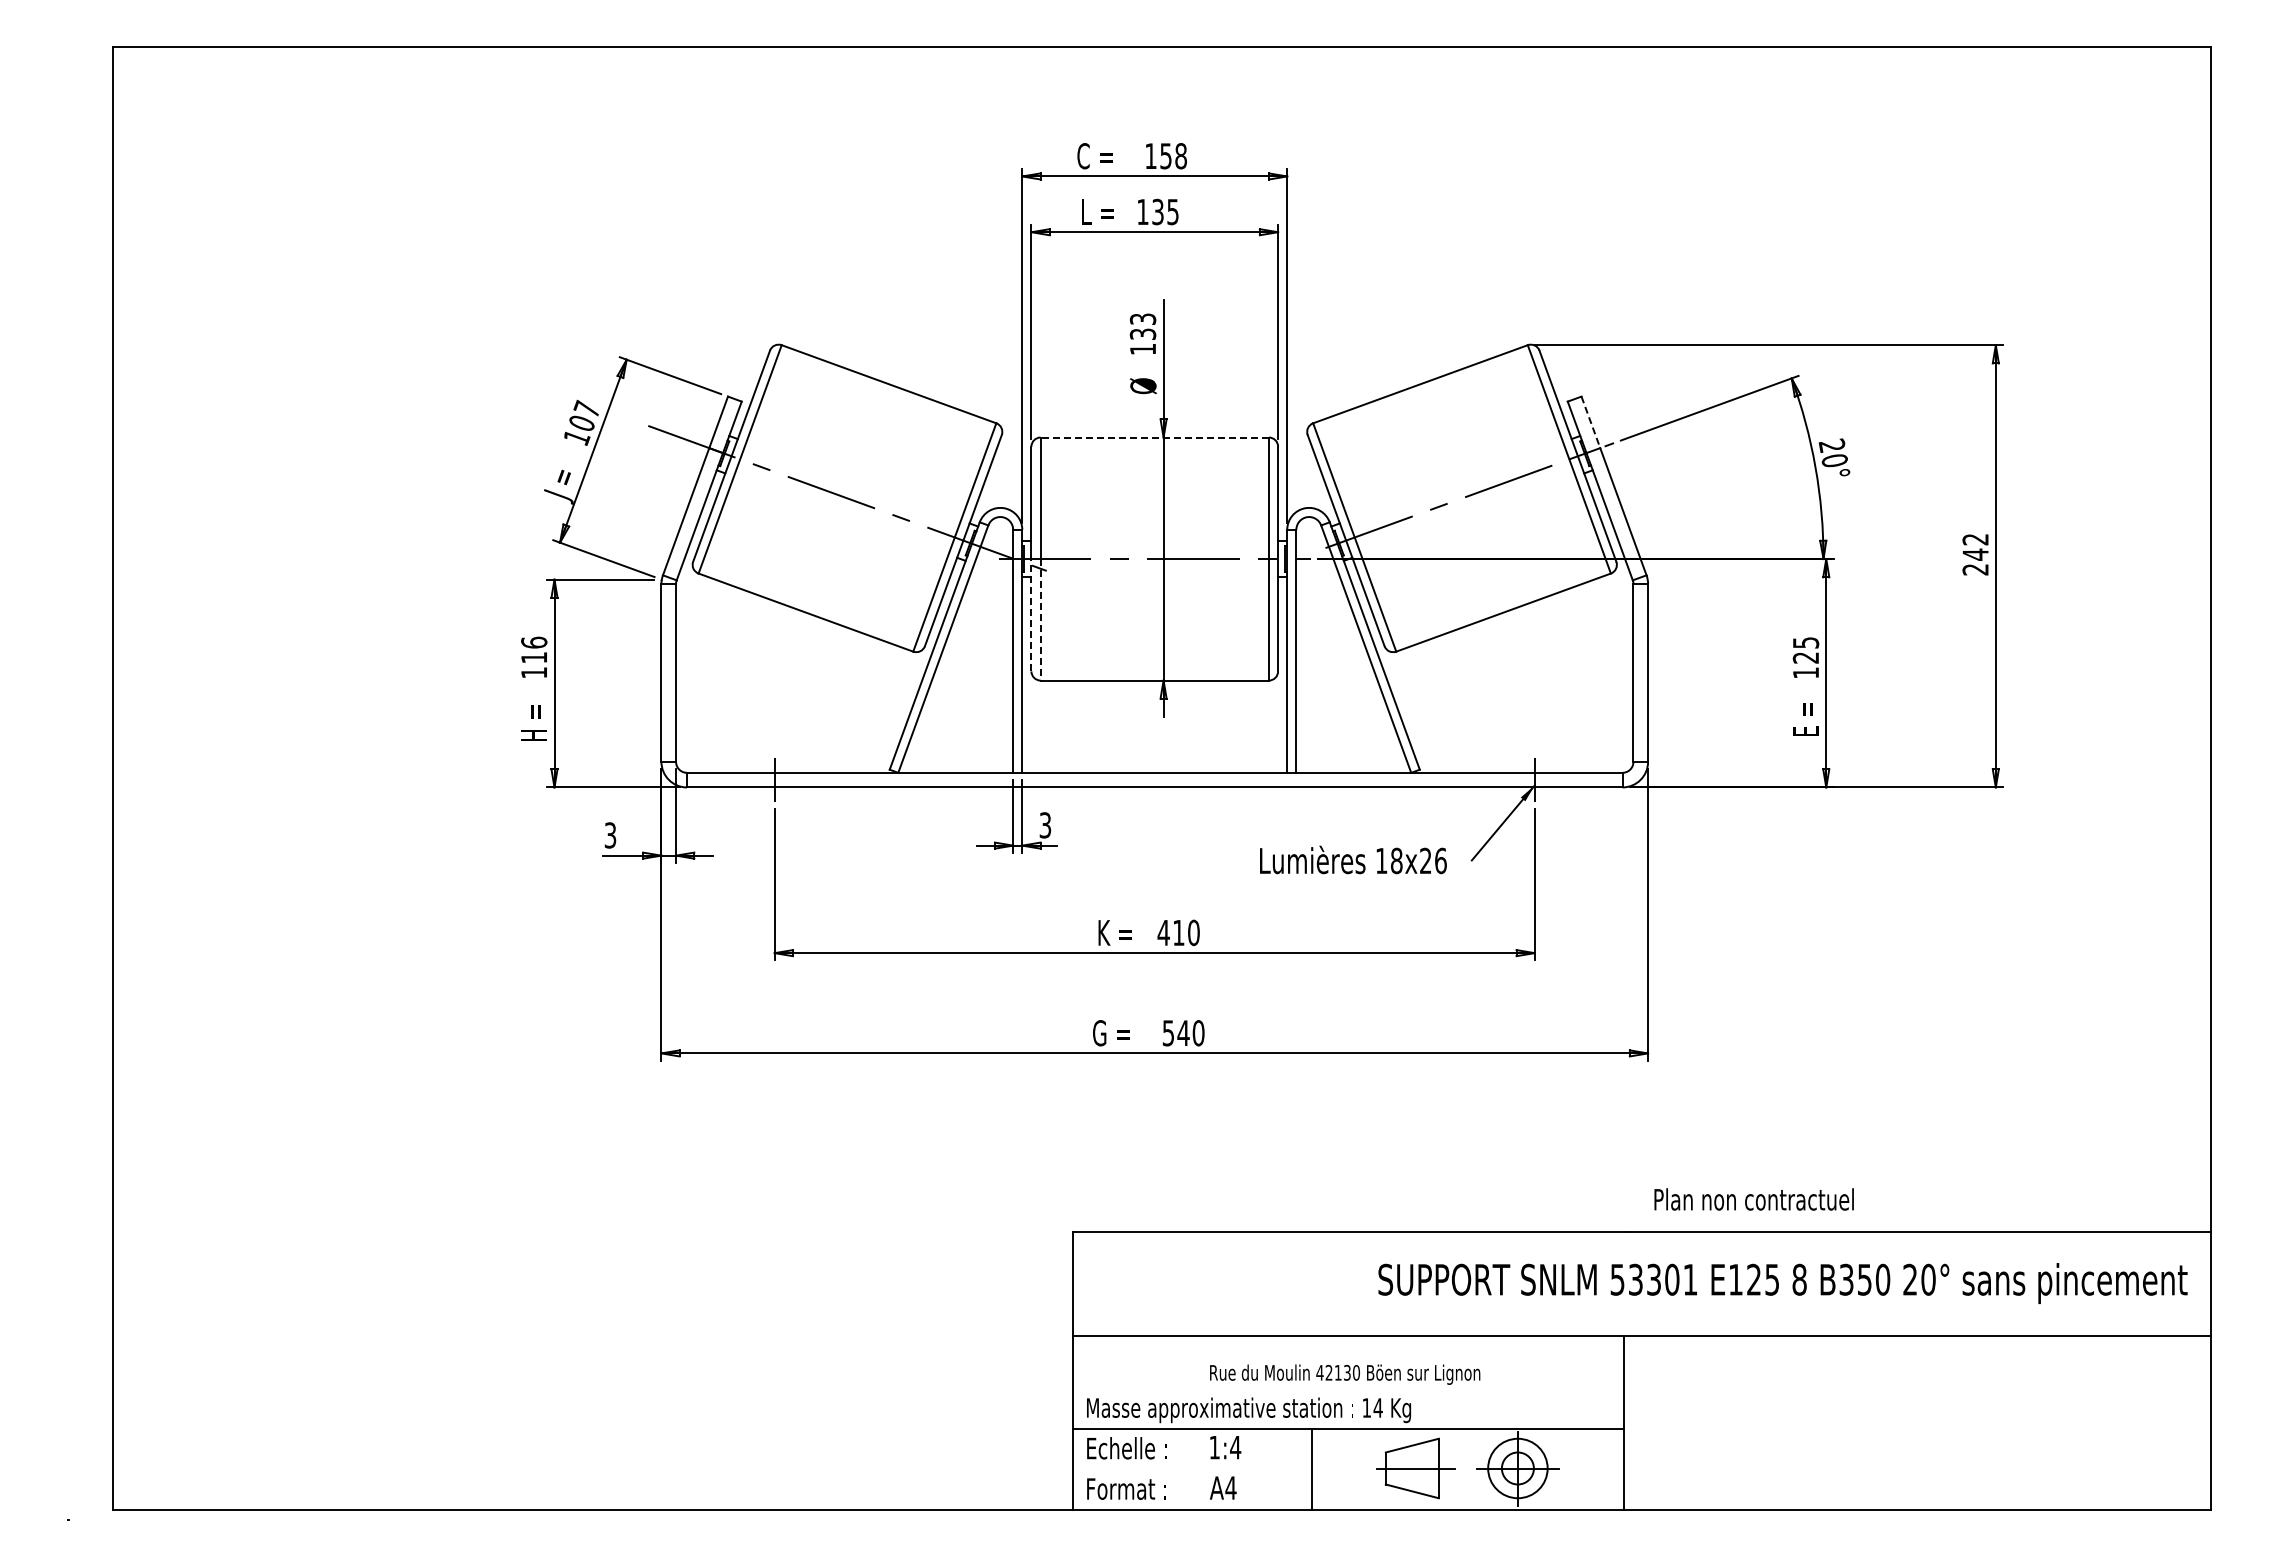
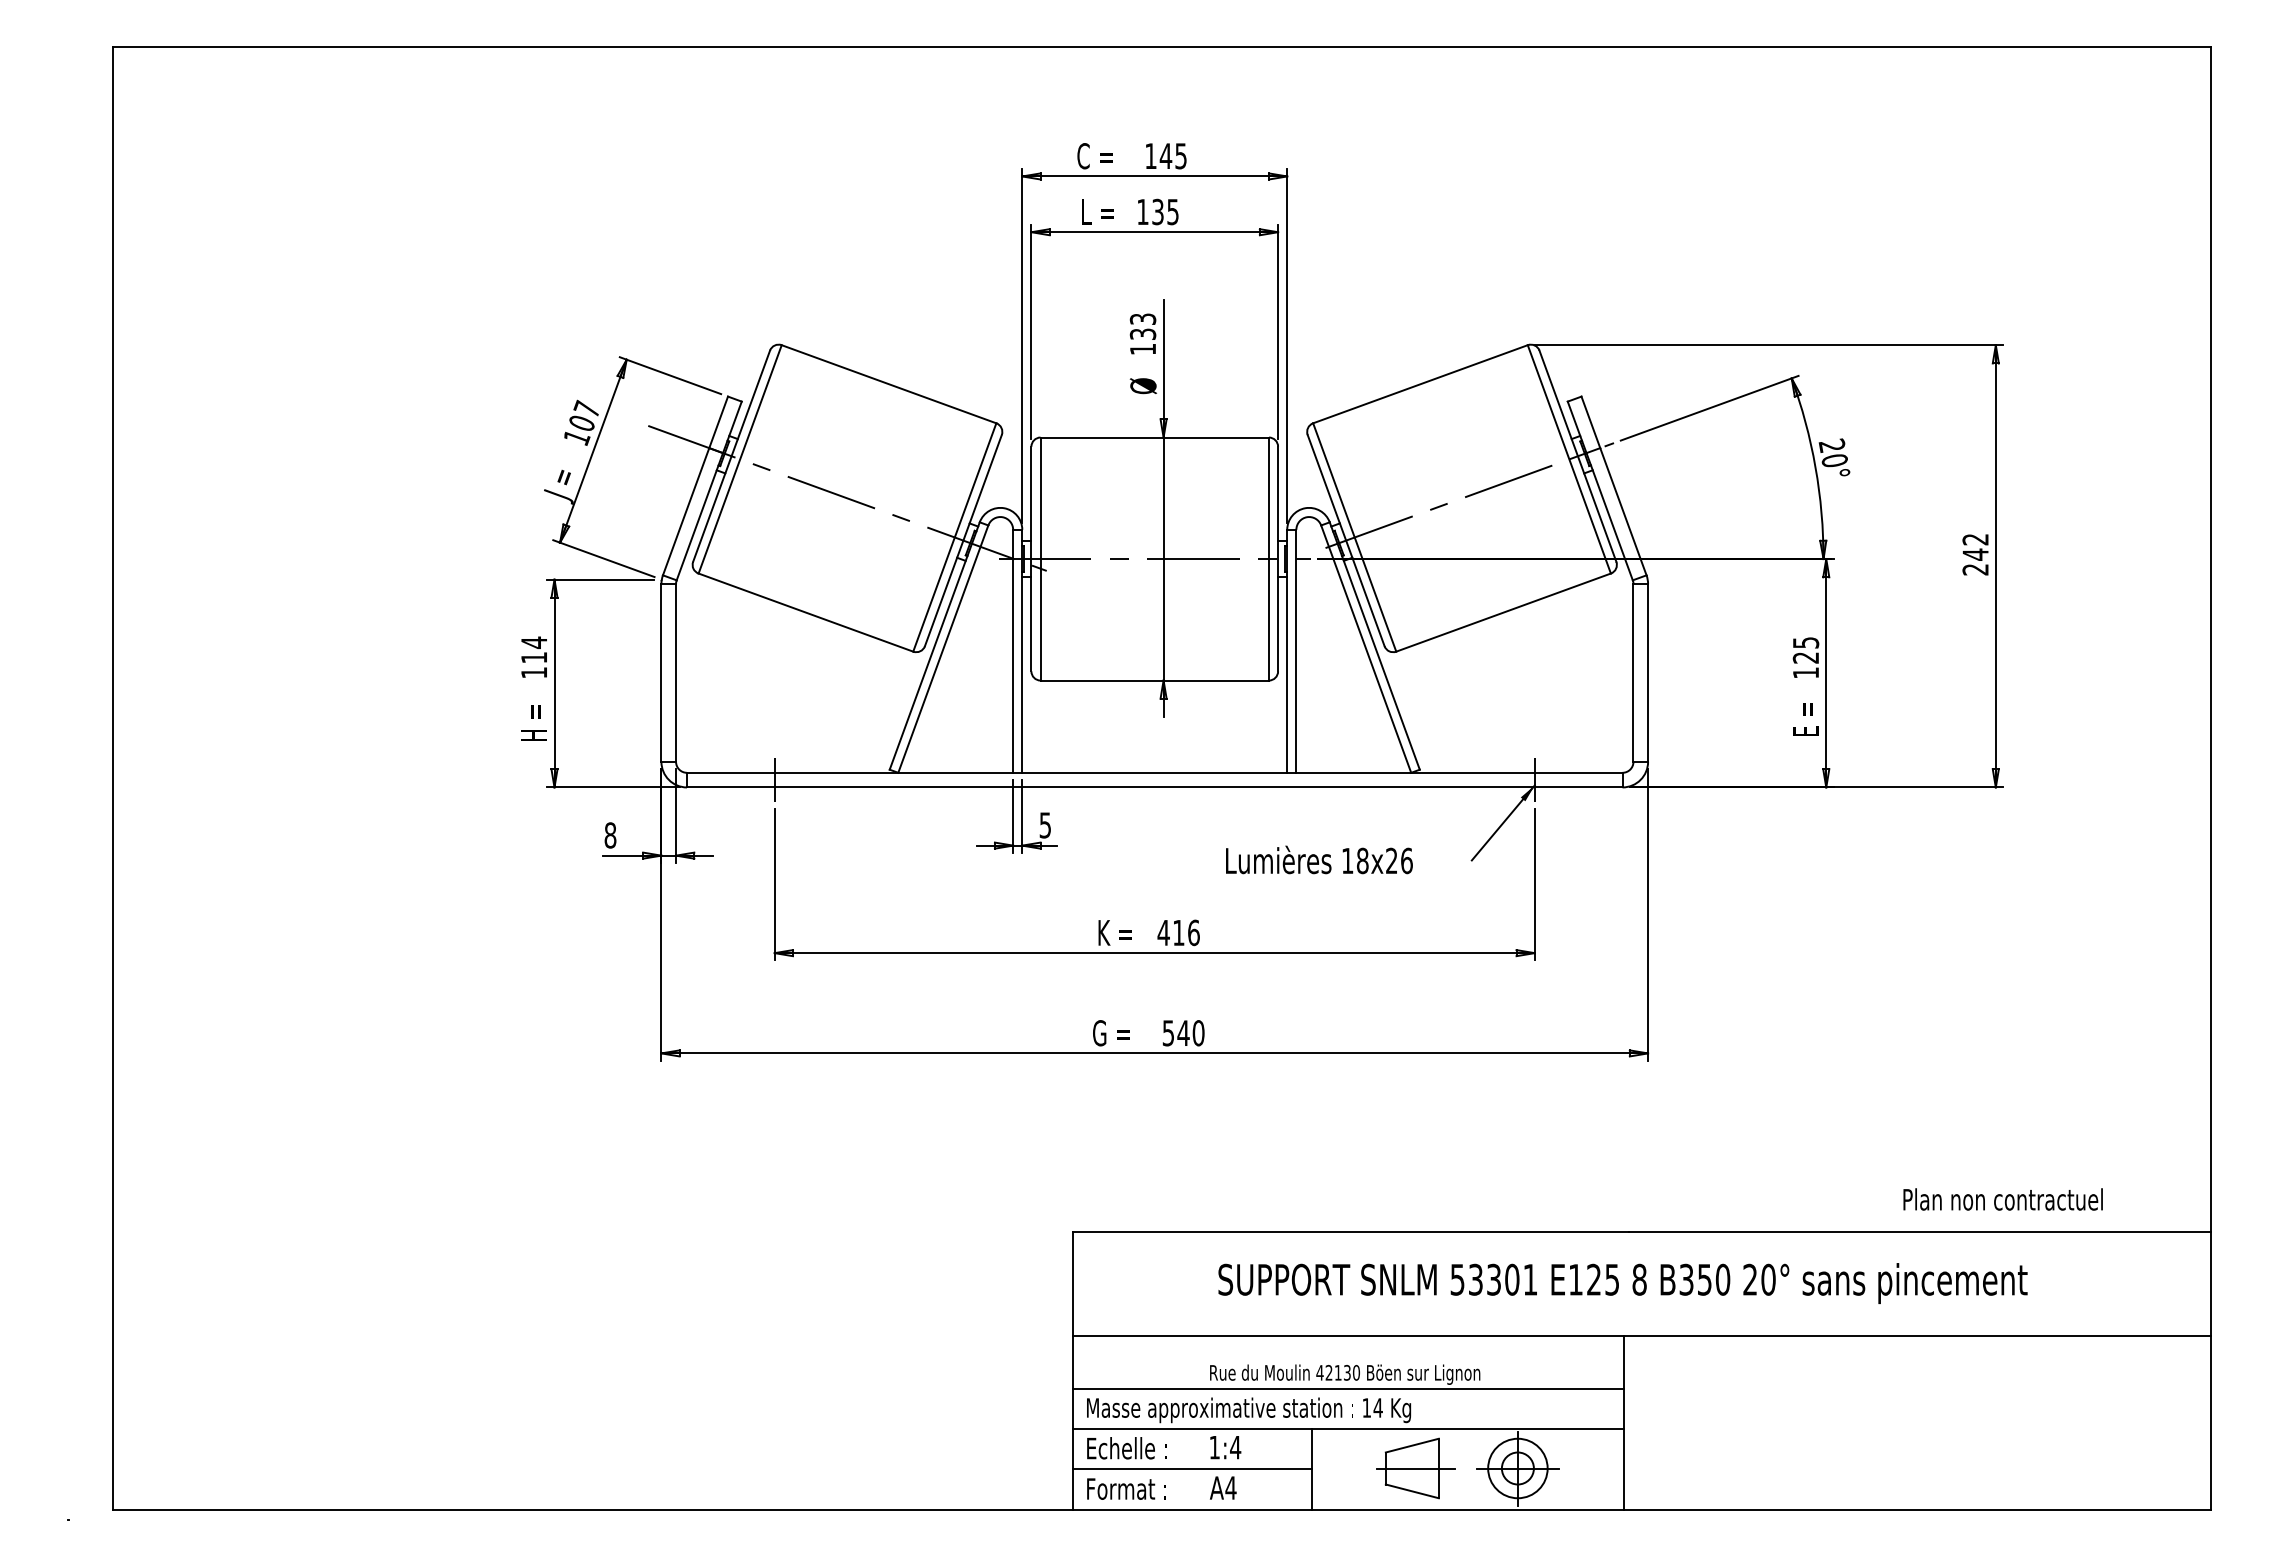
text: 158 -> 145 (1172, 156)
line: dashed -> solid (1591, 422)
line: dashed -> solid (1154, 437)
line: dashed -> solid (1031, 614)
line: dashed -> solid (1040, 619)
text: 116 -> 114 (534, 642)
text: 3 -> 5 (1045, 824)
text: 3 -> 8 (610, 835)
text position: (1353, 859) -> (1319, 859) (1319, 859)
text: 410 -> 416 (1193, 932)
text position: (1753, 1199) -> (2002, 1199) (2002, 1199)
text position: (1782, 1283) -> (1622, 1283) (1622, 1283)
line: none -> present (1348, 1388)
line: none -> present (1192, 1469)
